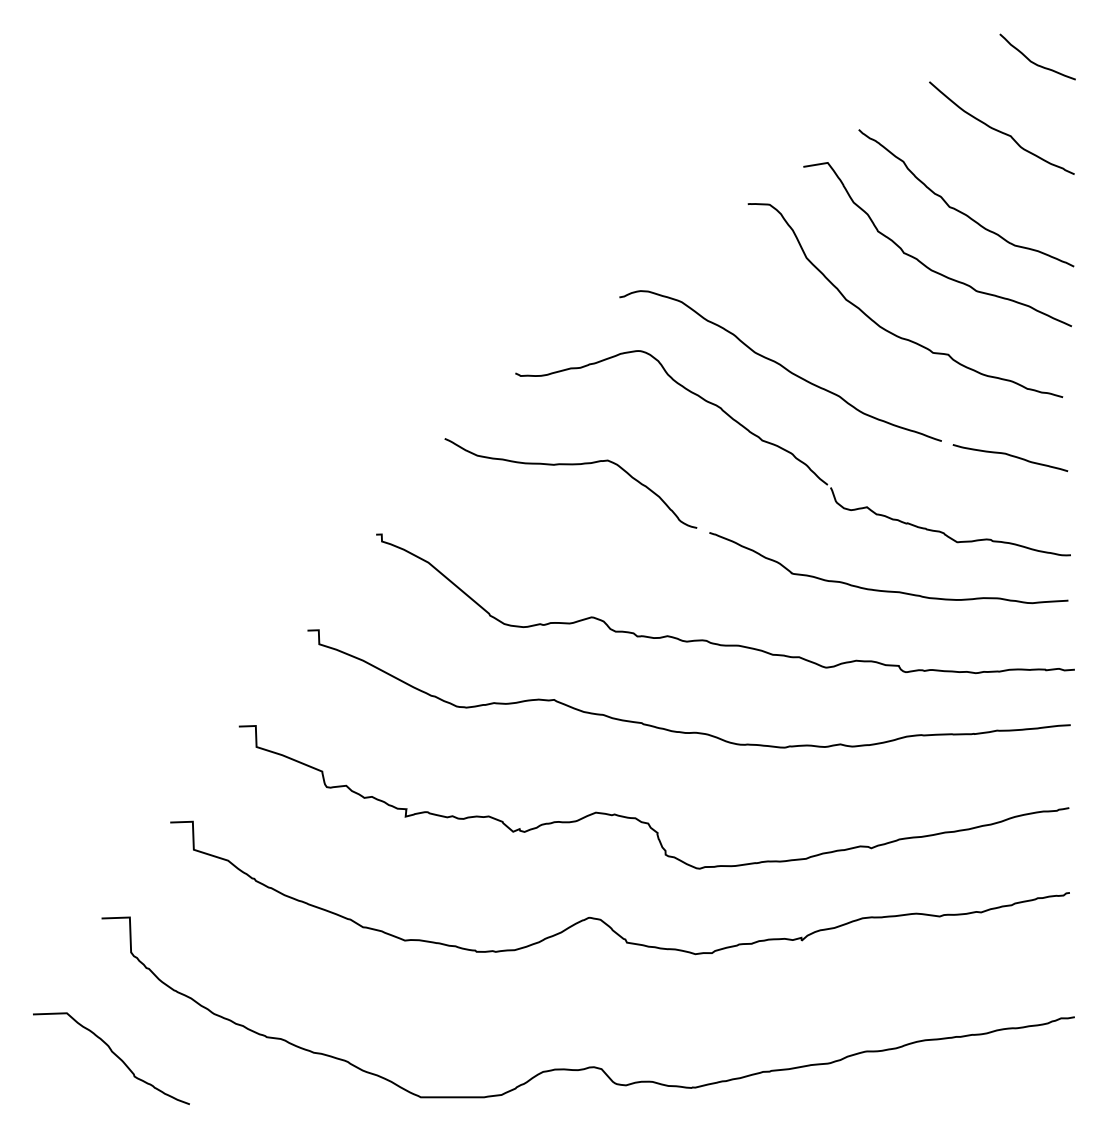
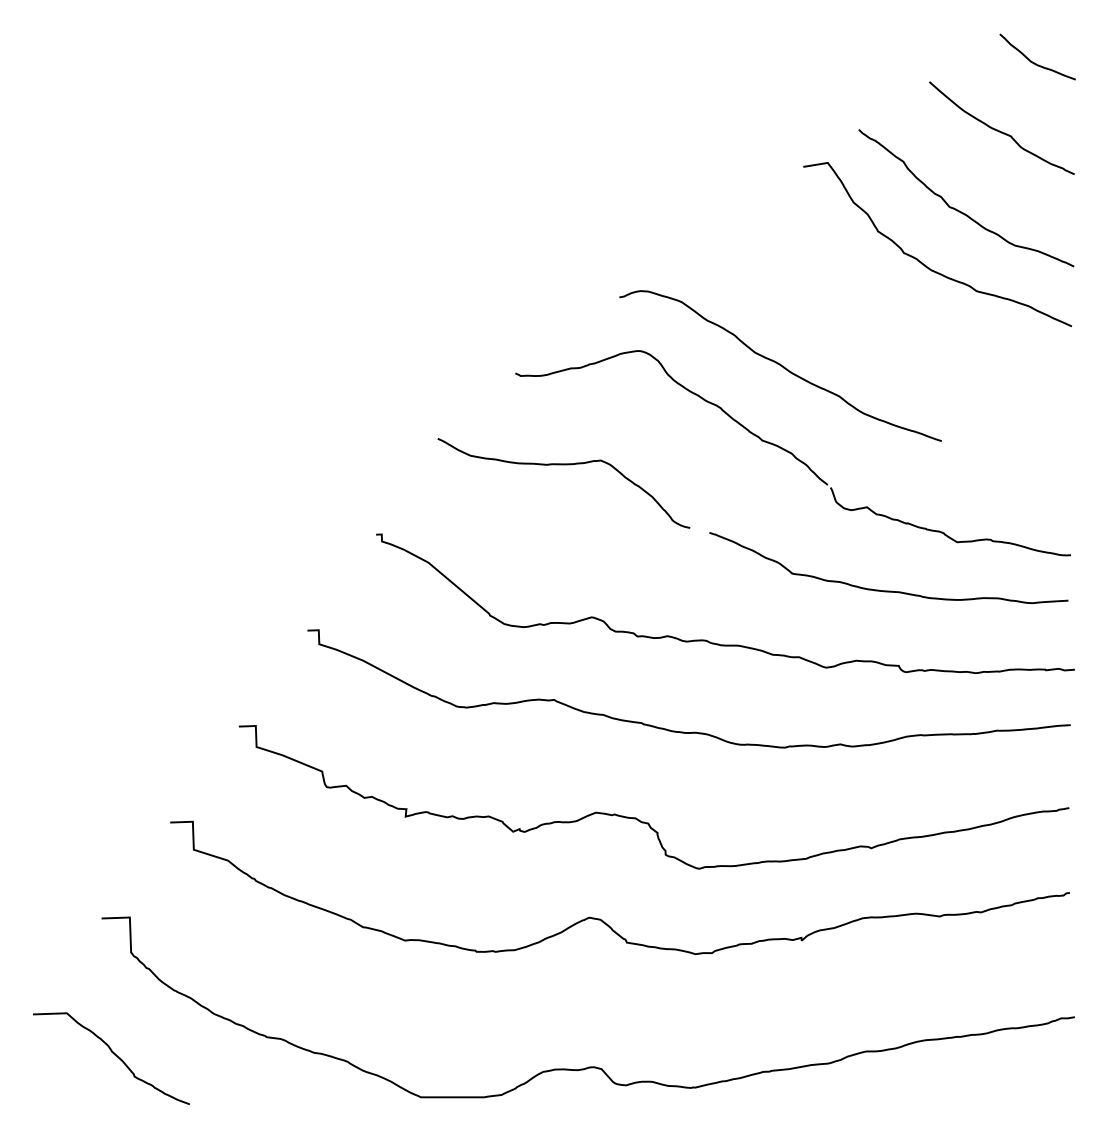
curve: present -> none (885, 328)
curve: present -> none (1010, 456)
curve position: (570, 465) -> (563, 465) (563, 465)
